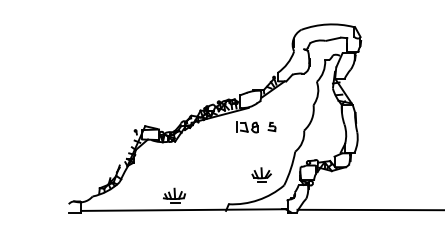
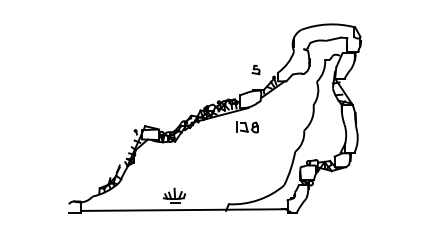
part position: (271, 127) -> (255, 70) (255, 70)
part: present -> none (261, 174)
line: present -> none (369, 209)
